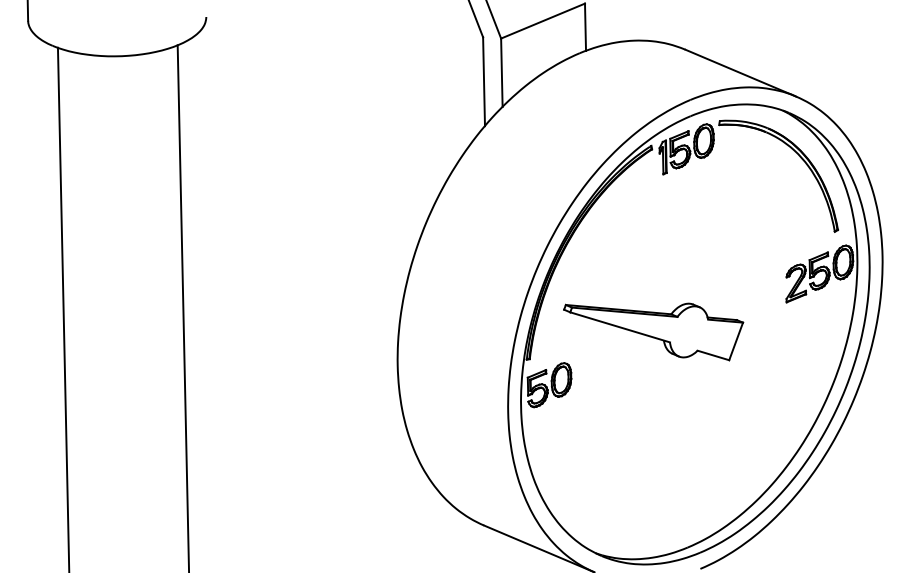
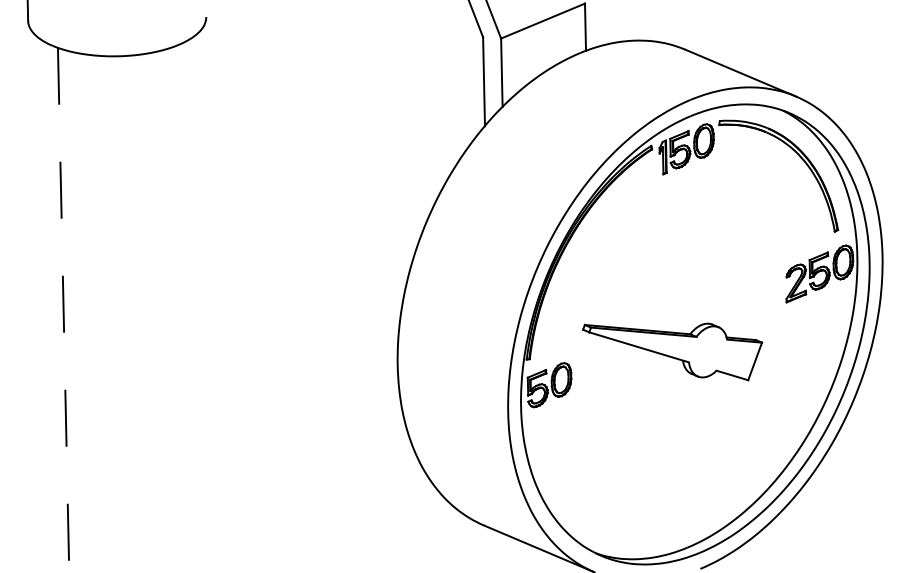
line: present -> none (182, 307)
line: solid -> dashed (63, 310)
part position: (653, 331) -> (672, 351) (672, 351)
